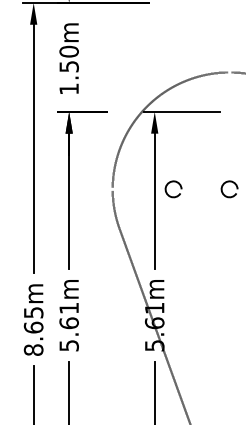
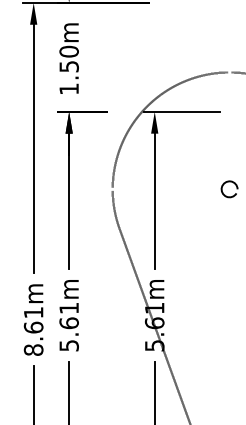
arc: present -> none (170, 183)
text: 8.65m -> 8.61m (33, 312)
